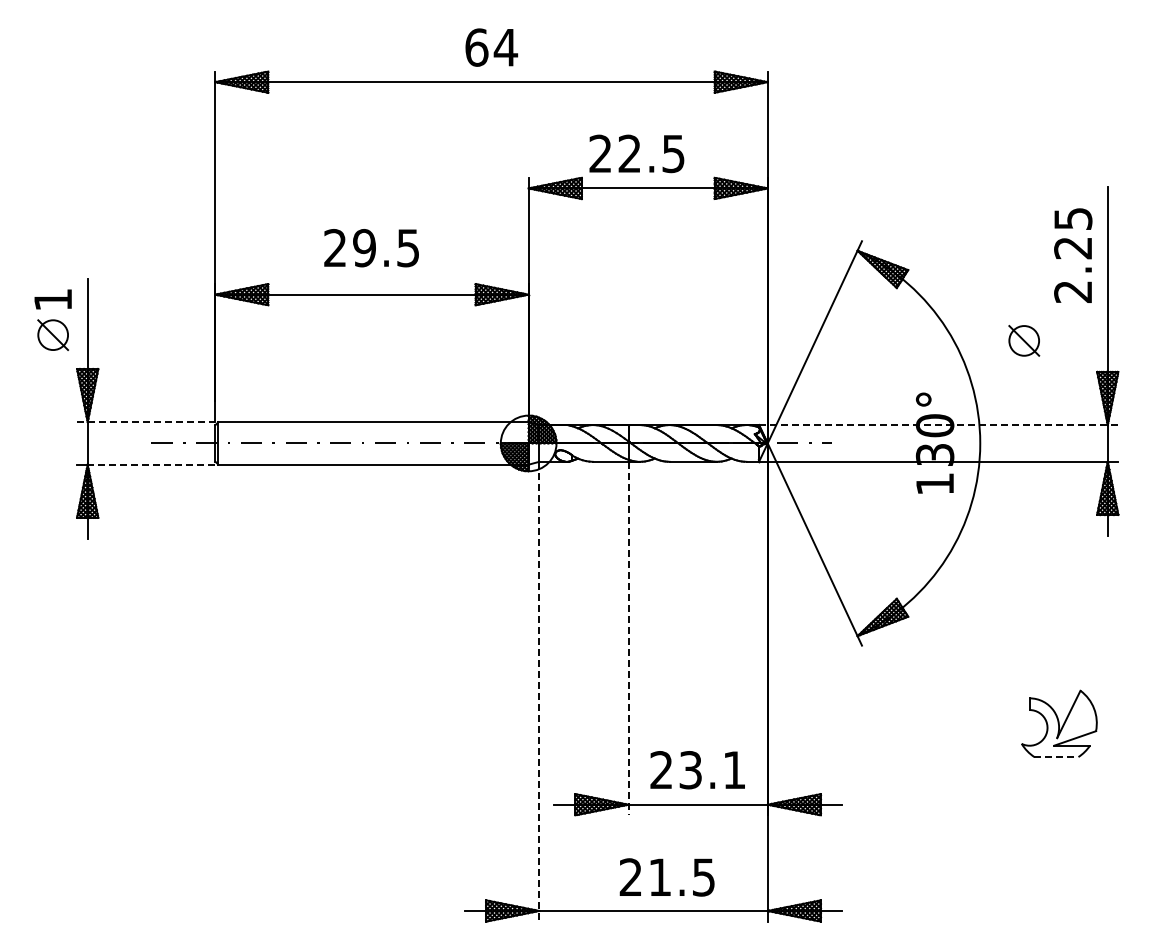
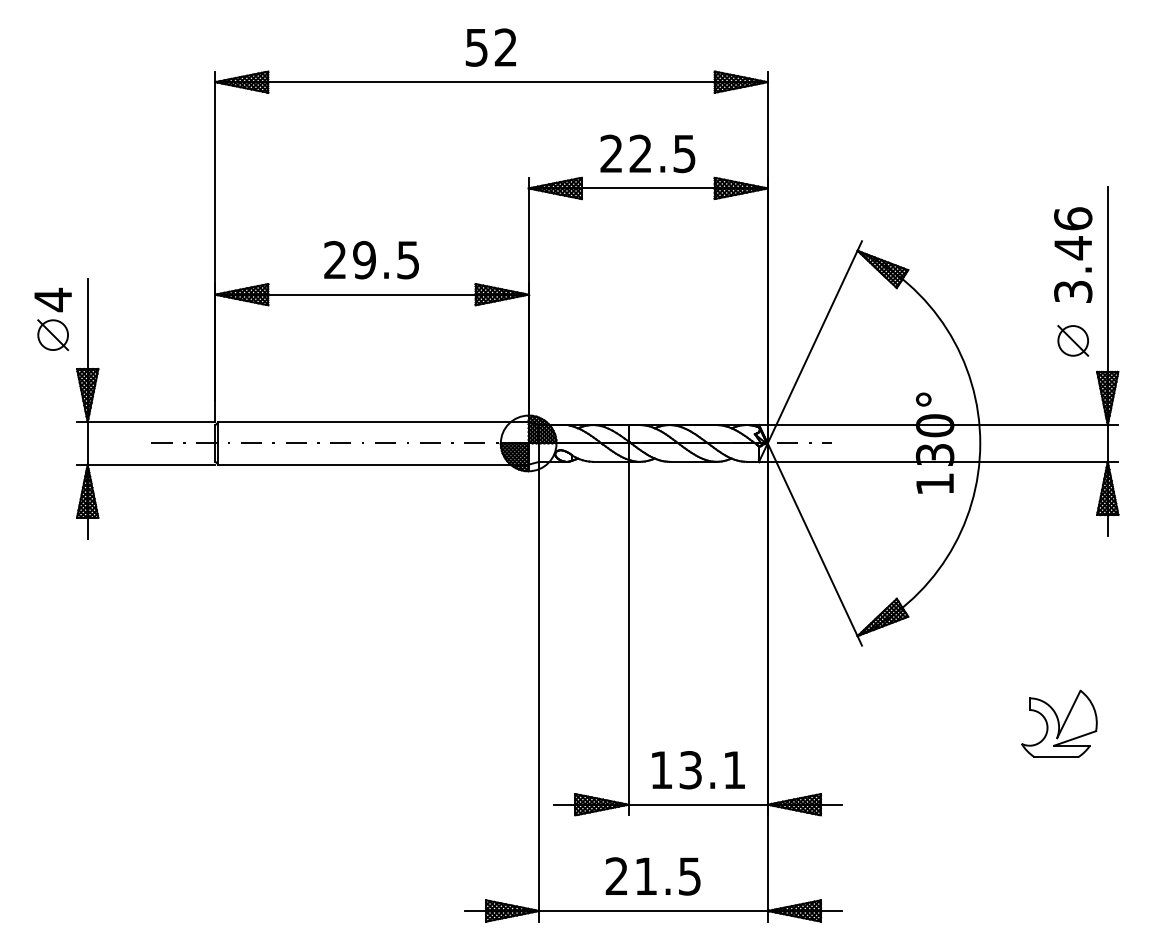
text: 64 -> 52 (491, 47)
text position: (636, 153) -> (647, 153) (647, 153)
text position: (371, 248) -> (371, 260) (371, 260)
text: 2.25 -> 3.46 (1073, 254)
text: 1 -> 4 (52, 299)
part position: (1024, 340) -> (1073, 340) (1073, 340)
line: dashed -> solid (146, 422)
line: dashed -> solid (938, 425)
line: dashed -> solid (151, 464)
line: dashed -> solid (628, 638)
line: dashed -> solid (539, 691)
line: dashed -> solid (1056, 757)
text: 23.1 -> 13.1 (660, 769)
text position: (666, 877) -> (652, 876) (652, 876)
